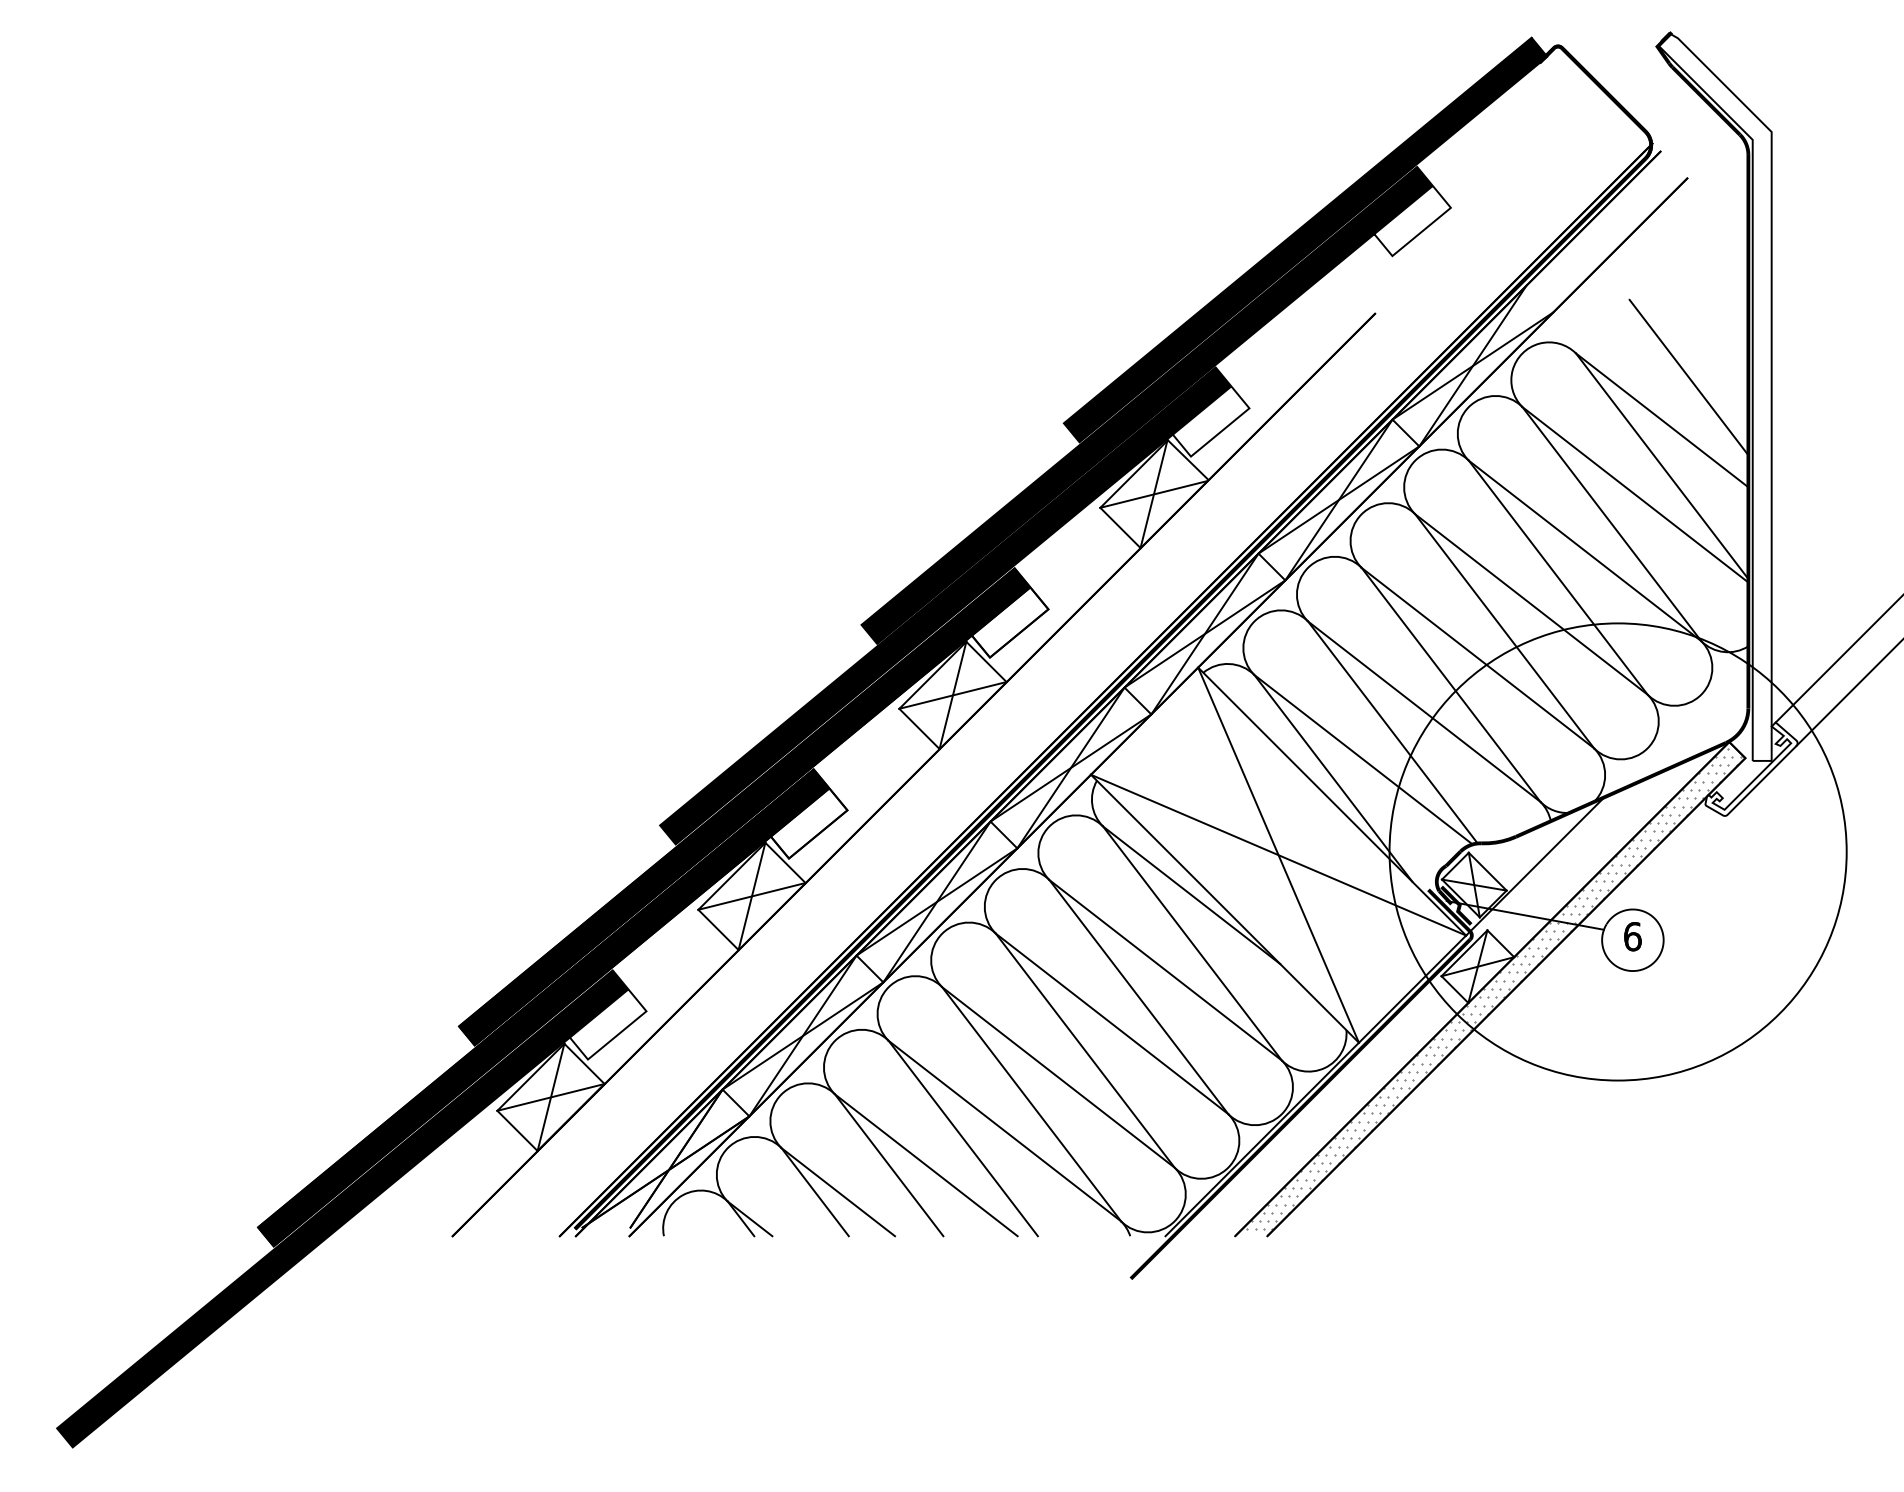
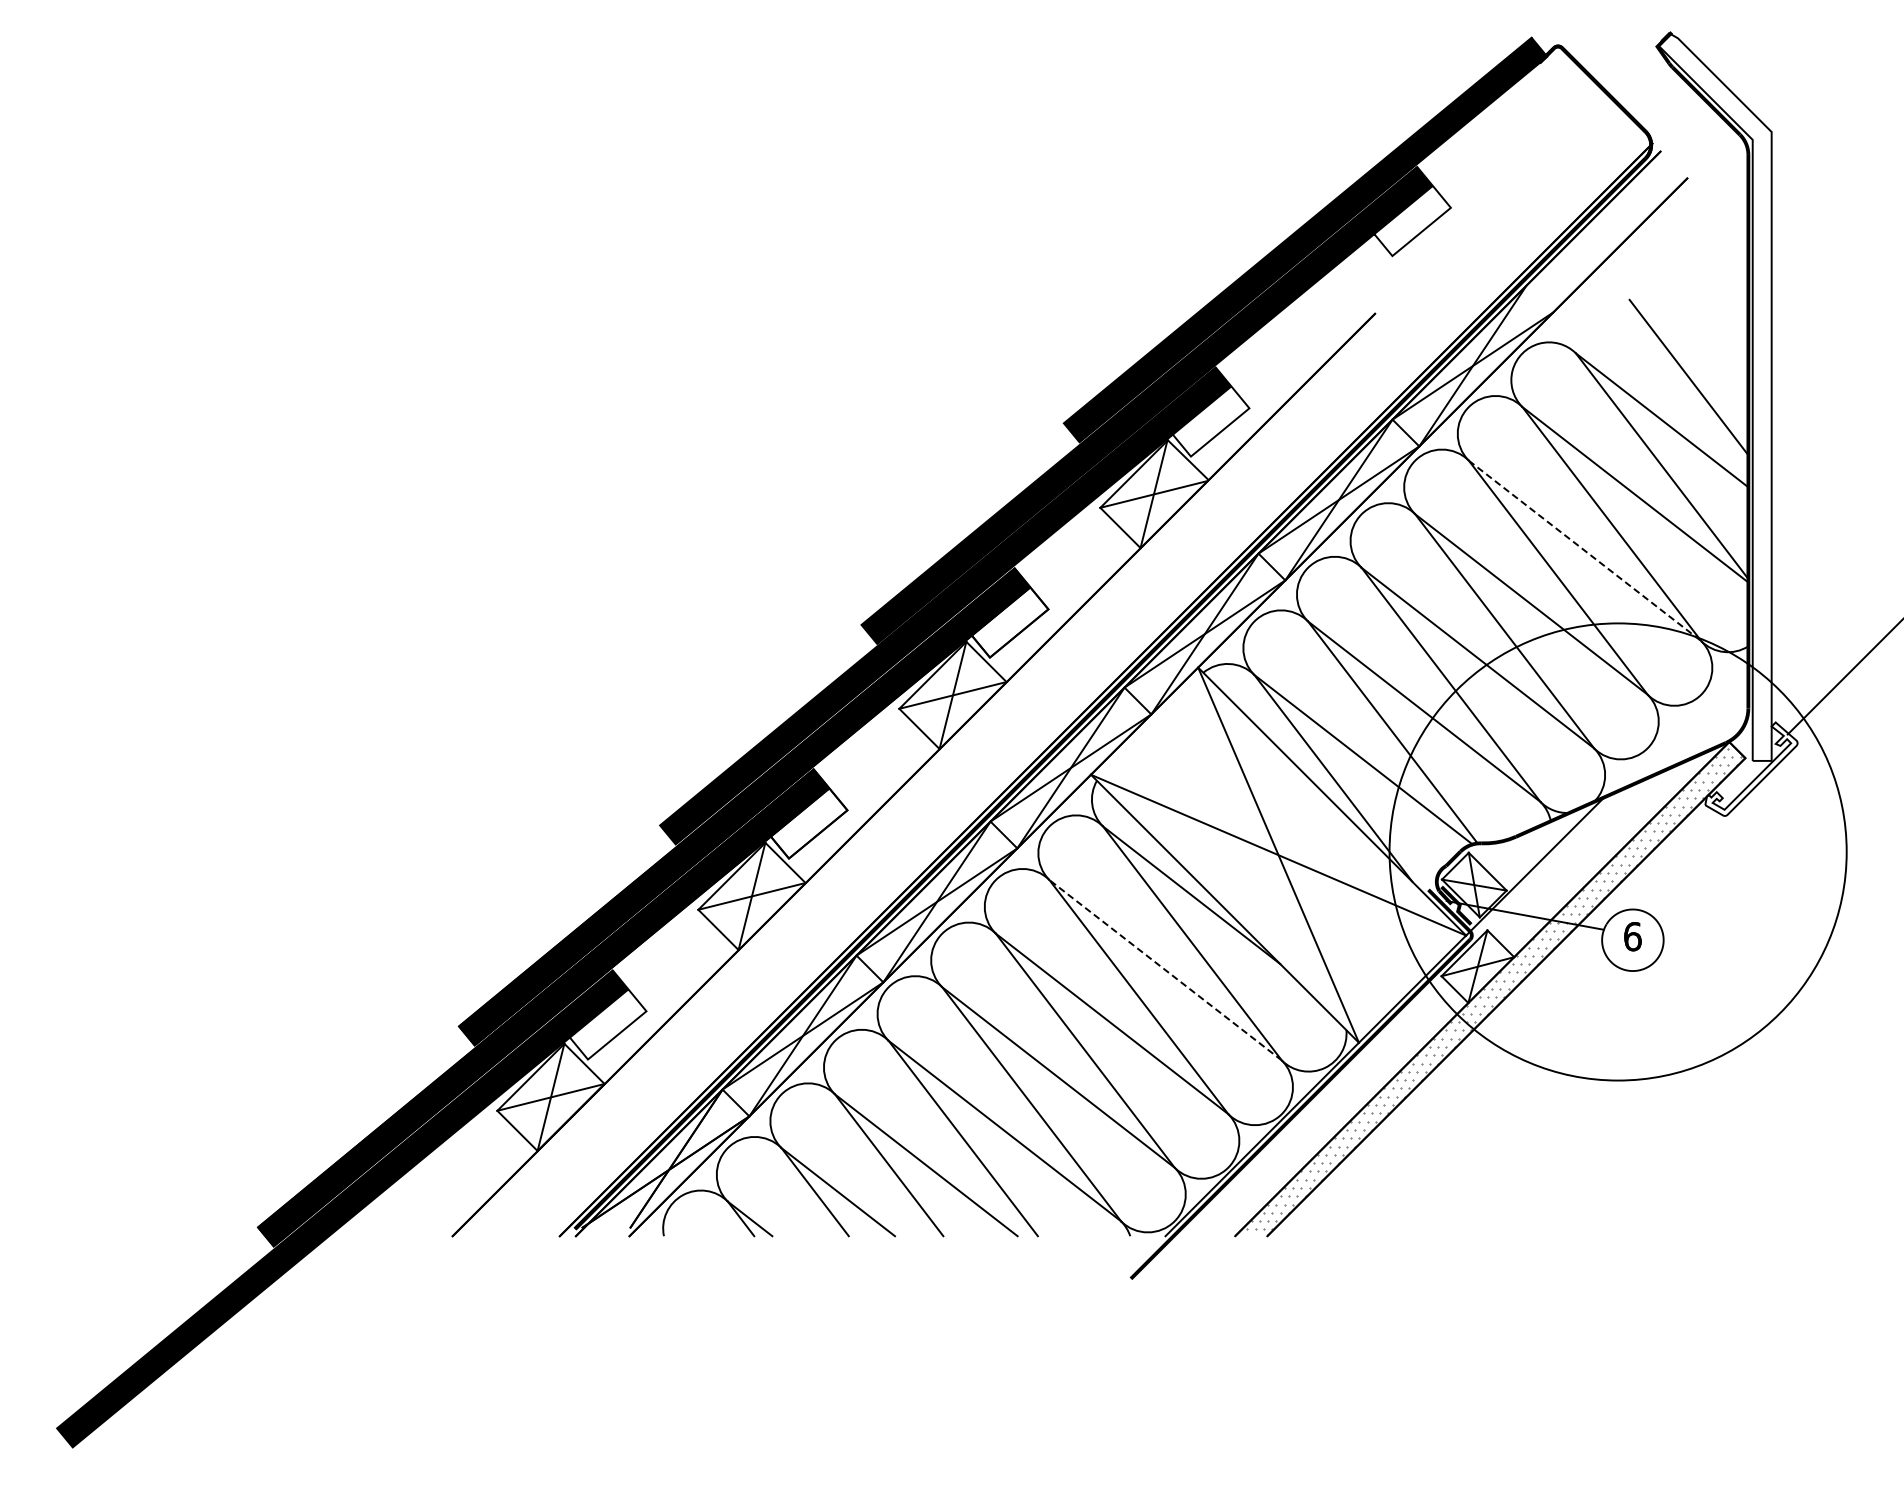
line: solid -> dashed (1585, 551)
line position: (1837, 659) -> (1843, 677) (1843, 677)
line: present -> none (1848, 693)
line: solid -> dashed (1165, 969)
